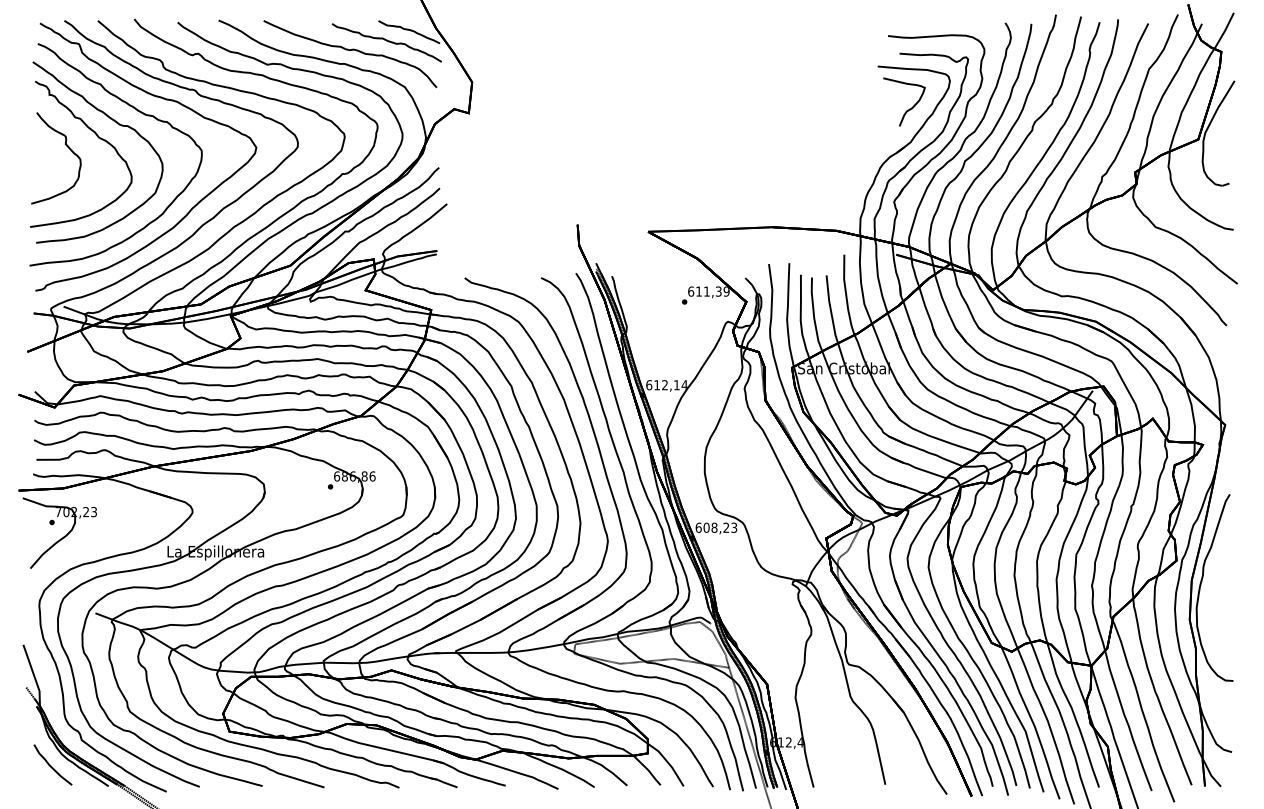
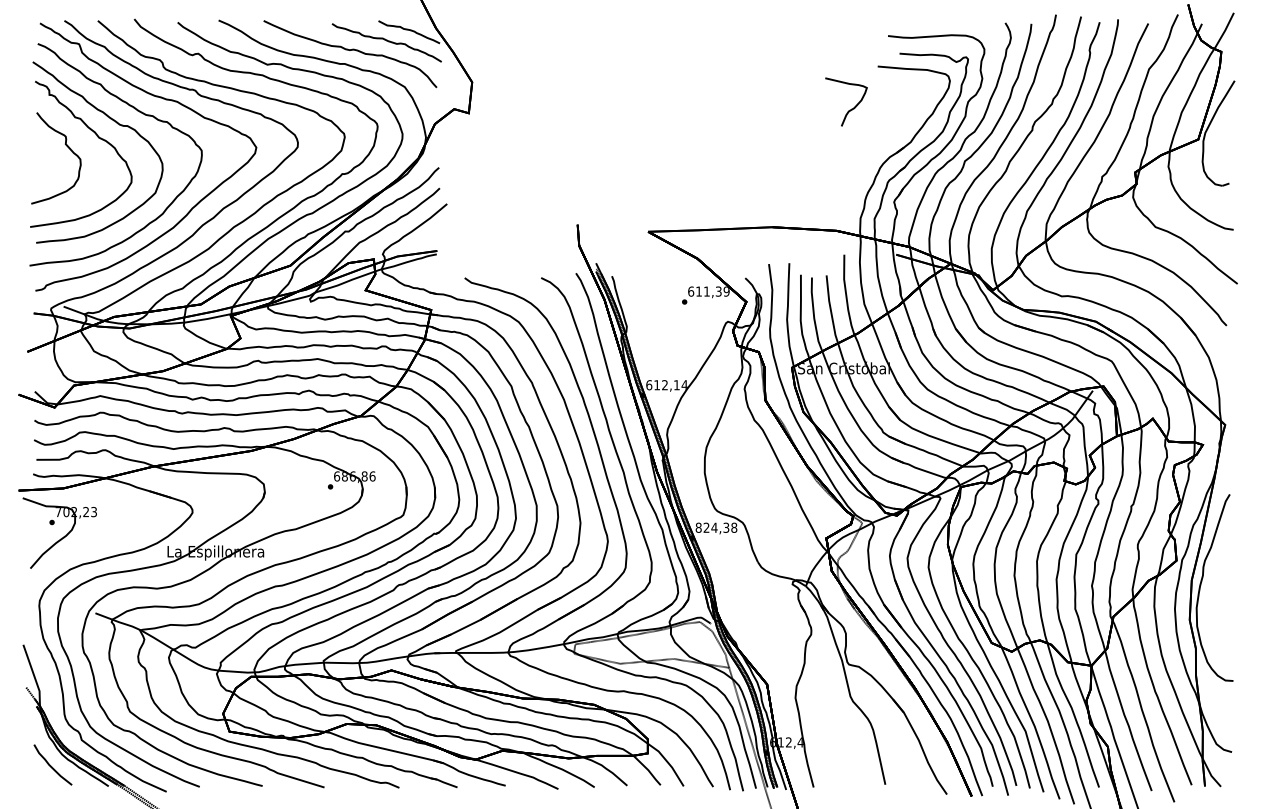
part position: (909, 108) -> (851, 108) (851, 108)
text: 608,23 -> 824,38 (716, 527)
